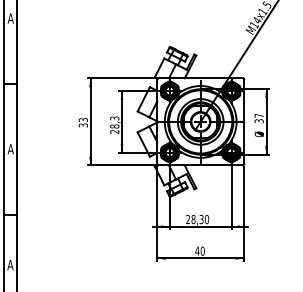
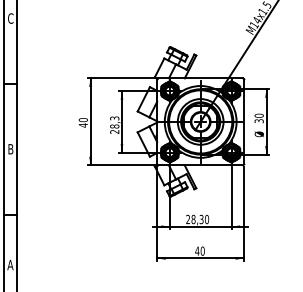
text: A -> C (10, 18)
text: 37 -> 30 (258, 115)
text: 33 -> 40 (82, 122)
text: A -> B (10, 149)
